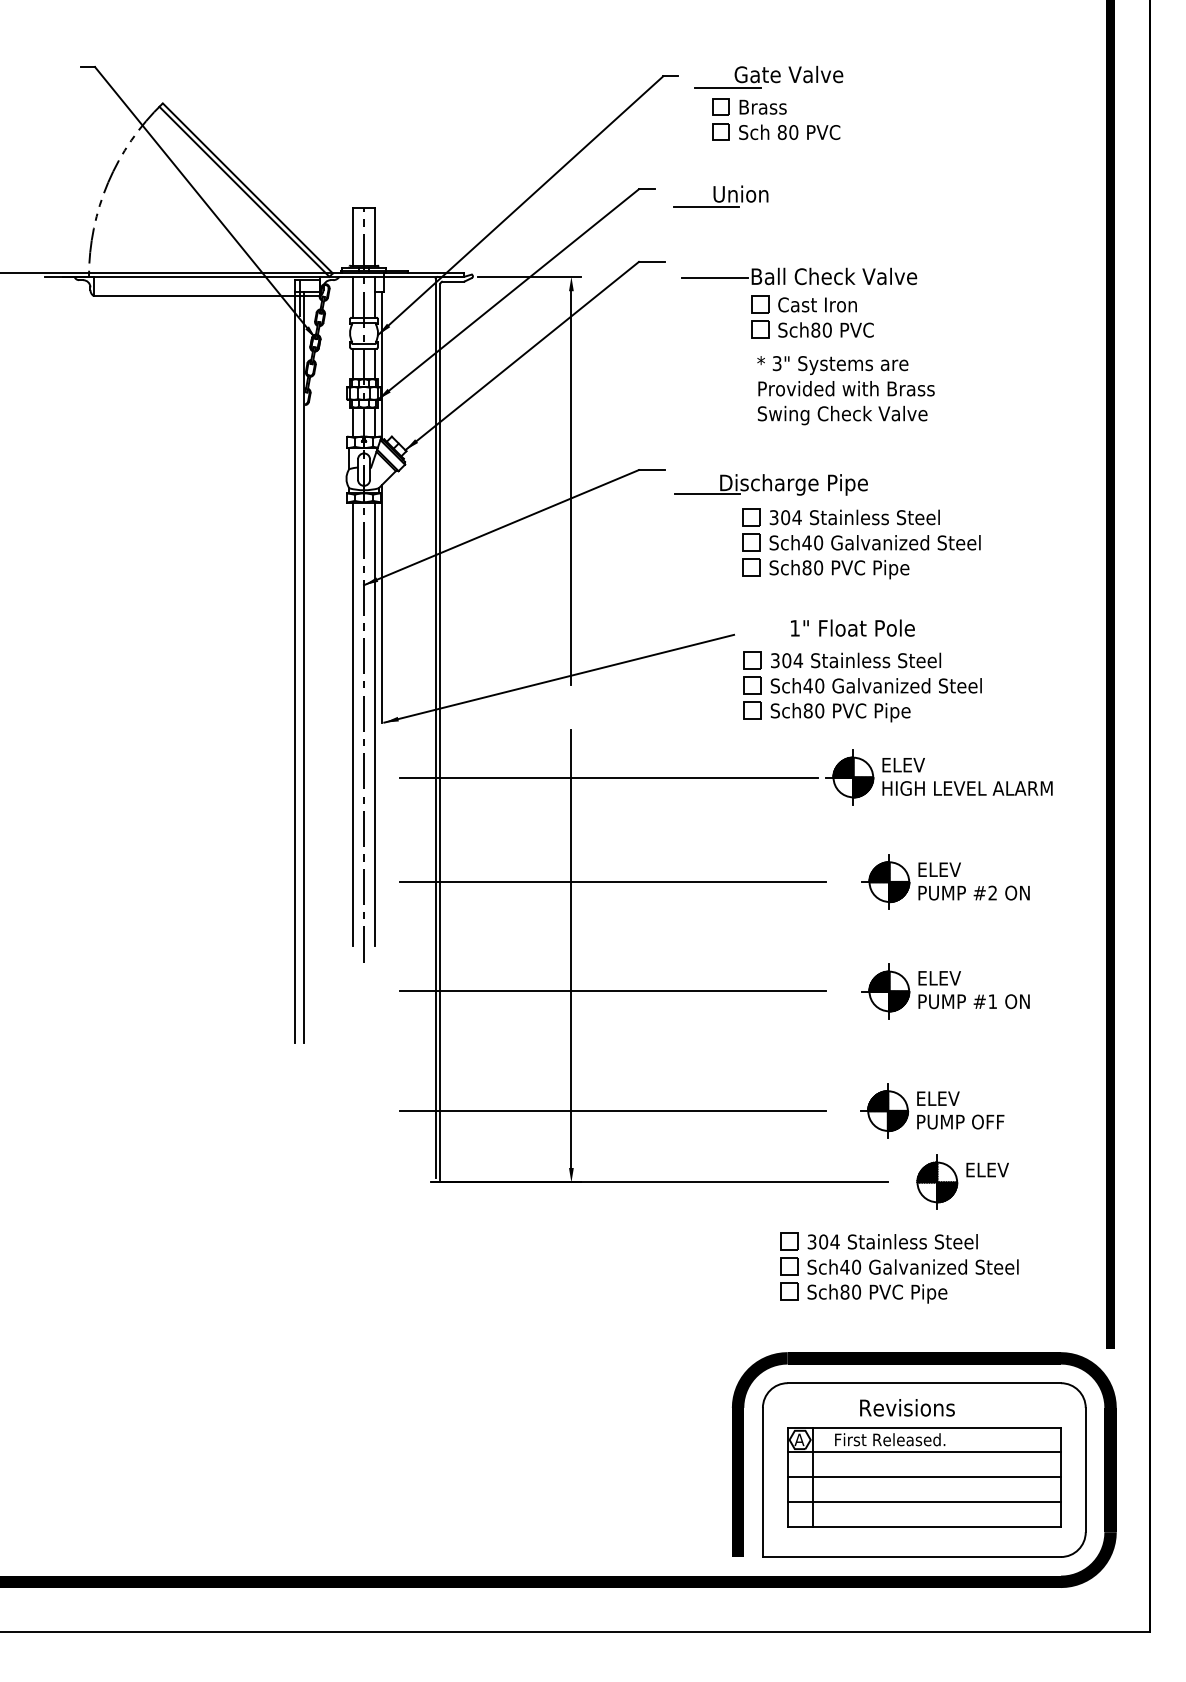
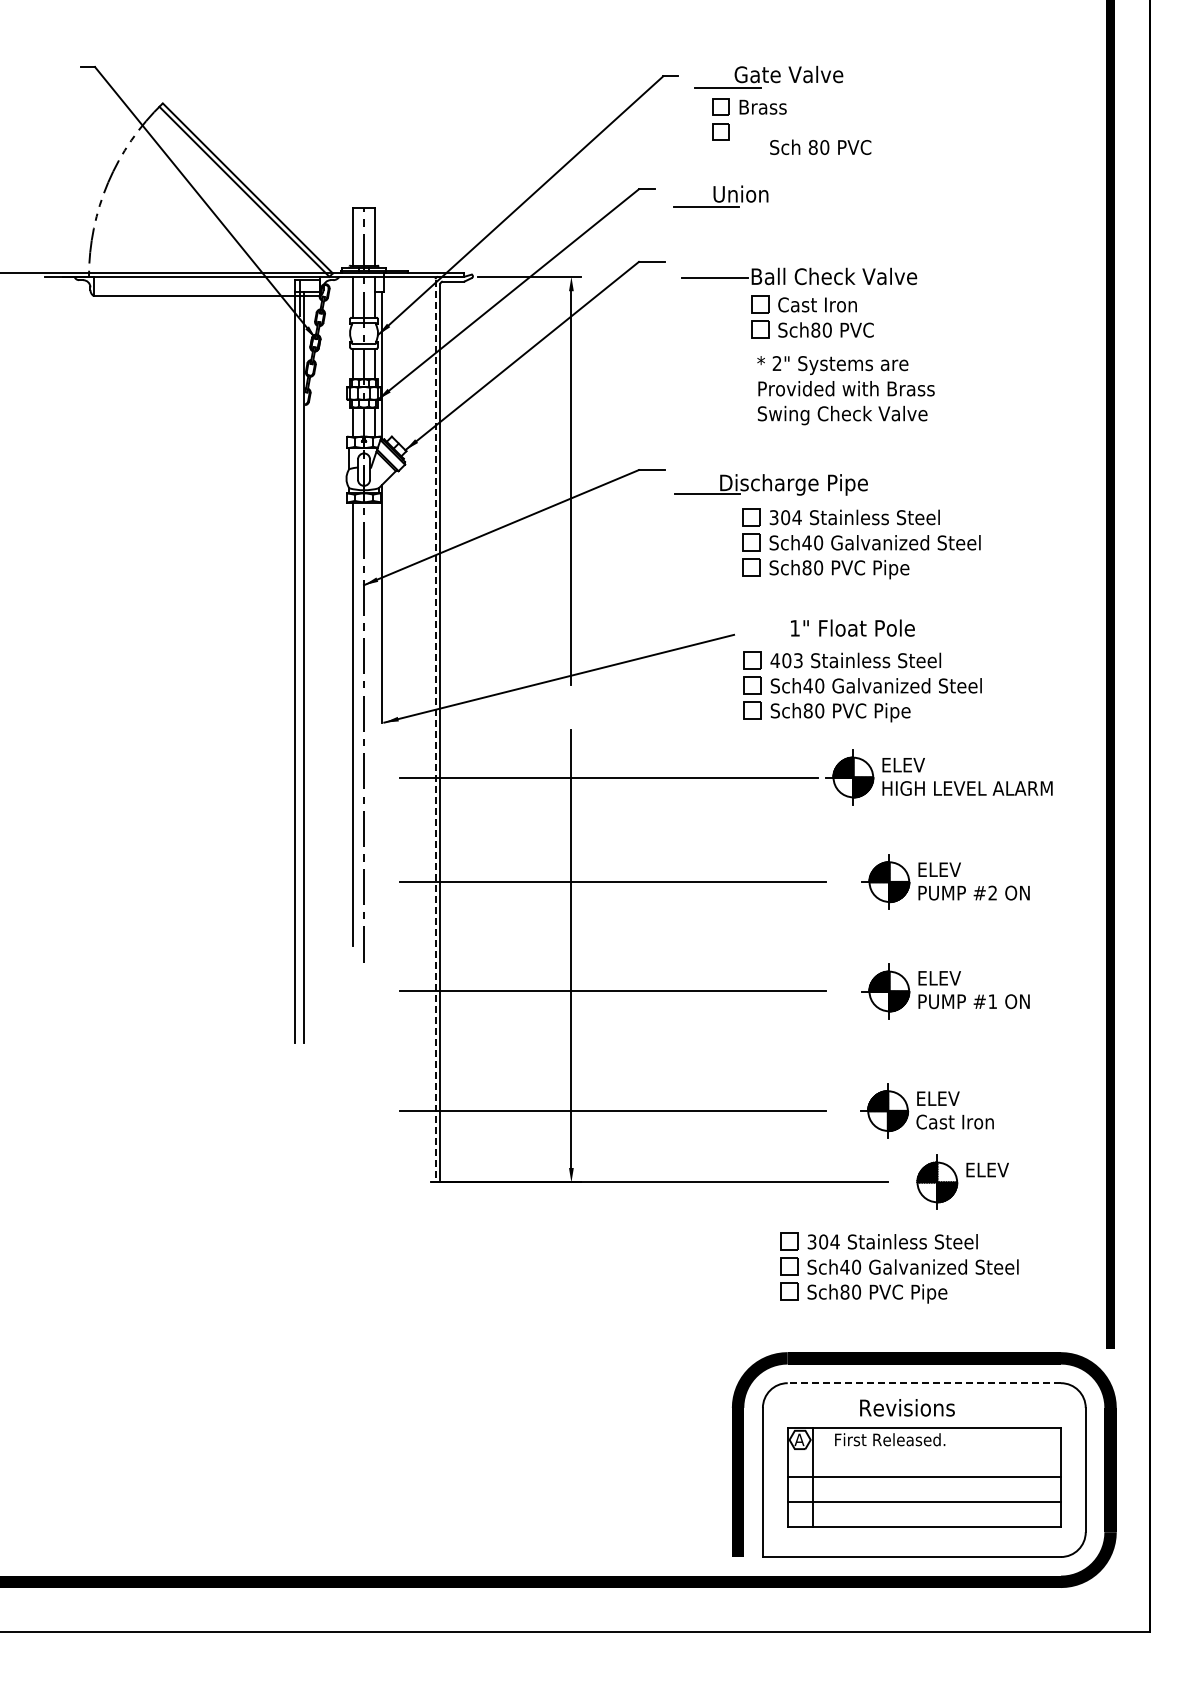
text position: (789, 131) -> (820, 146) (820, 146)
text: 3" -> 2" (776, 363)
text: 304 -> 403 (786, 660)
line: present -> none (375, 724)
line: solid -> dashed (435, 727)
text: PUMP OFF -> Cast Iron (960, 1121)
line: solid -> dashed (924, 1383)
line: present -> none (923, 1452)
